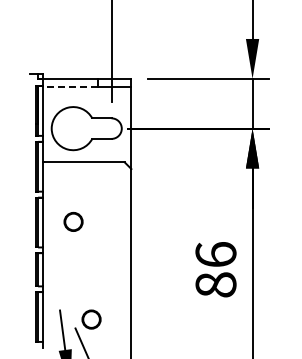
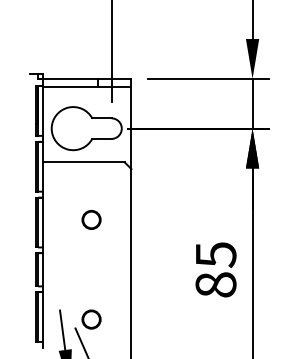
line: dashed -> solid (70, 87)
circle position: (73, 221) -> (91, 219) (91, 219)
text: 86 -> 85 (215, 255)
